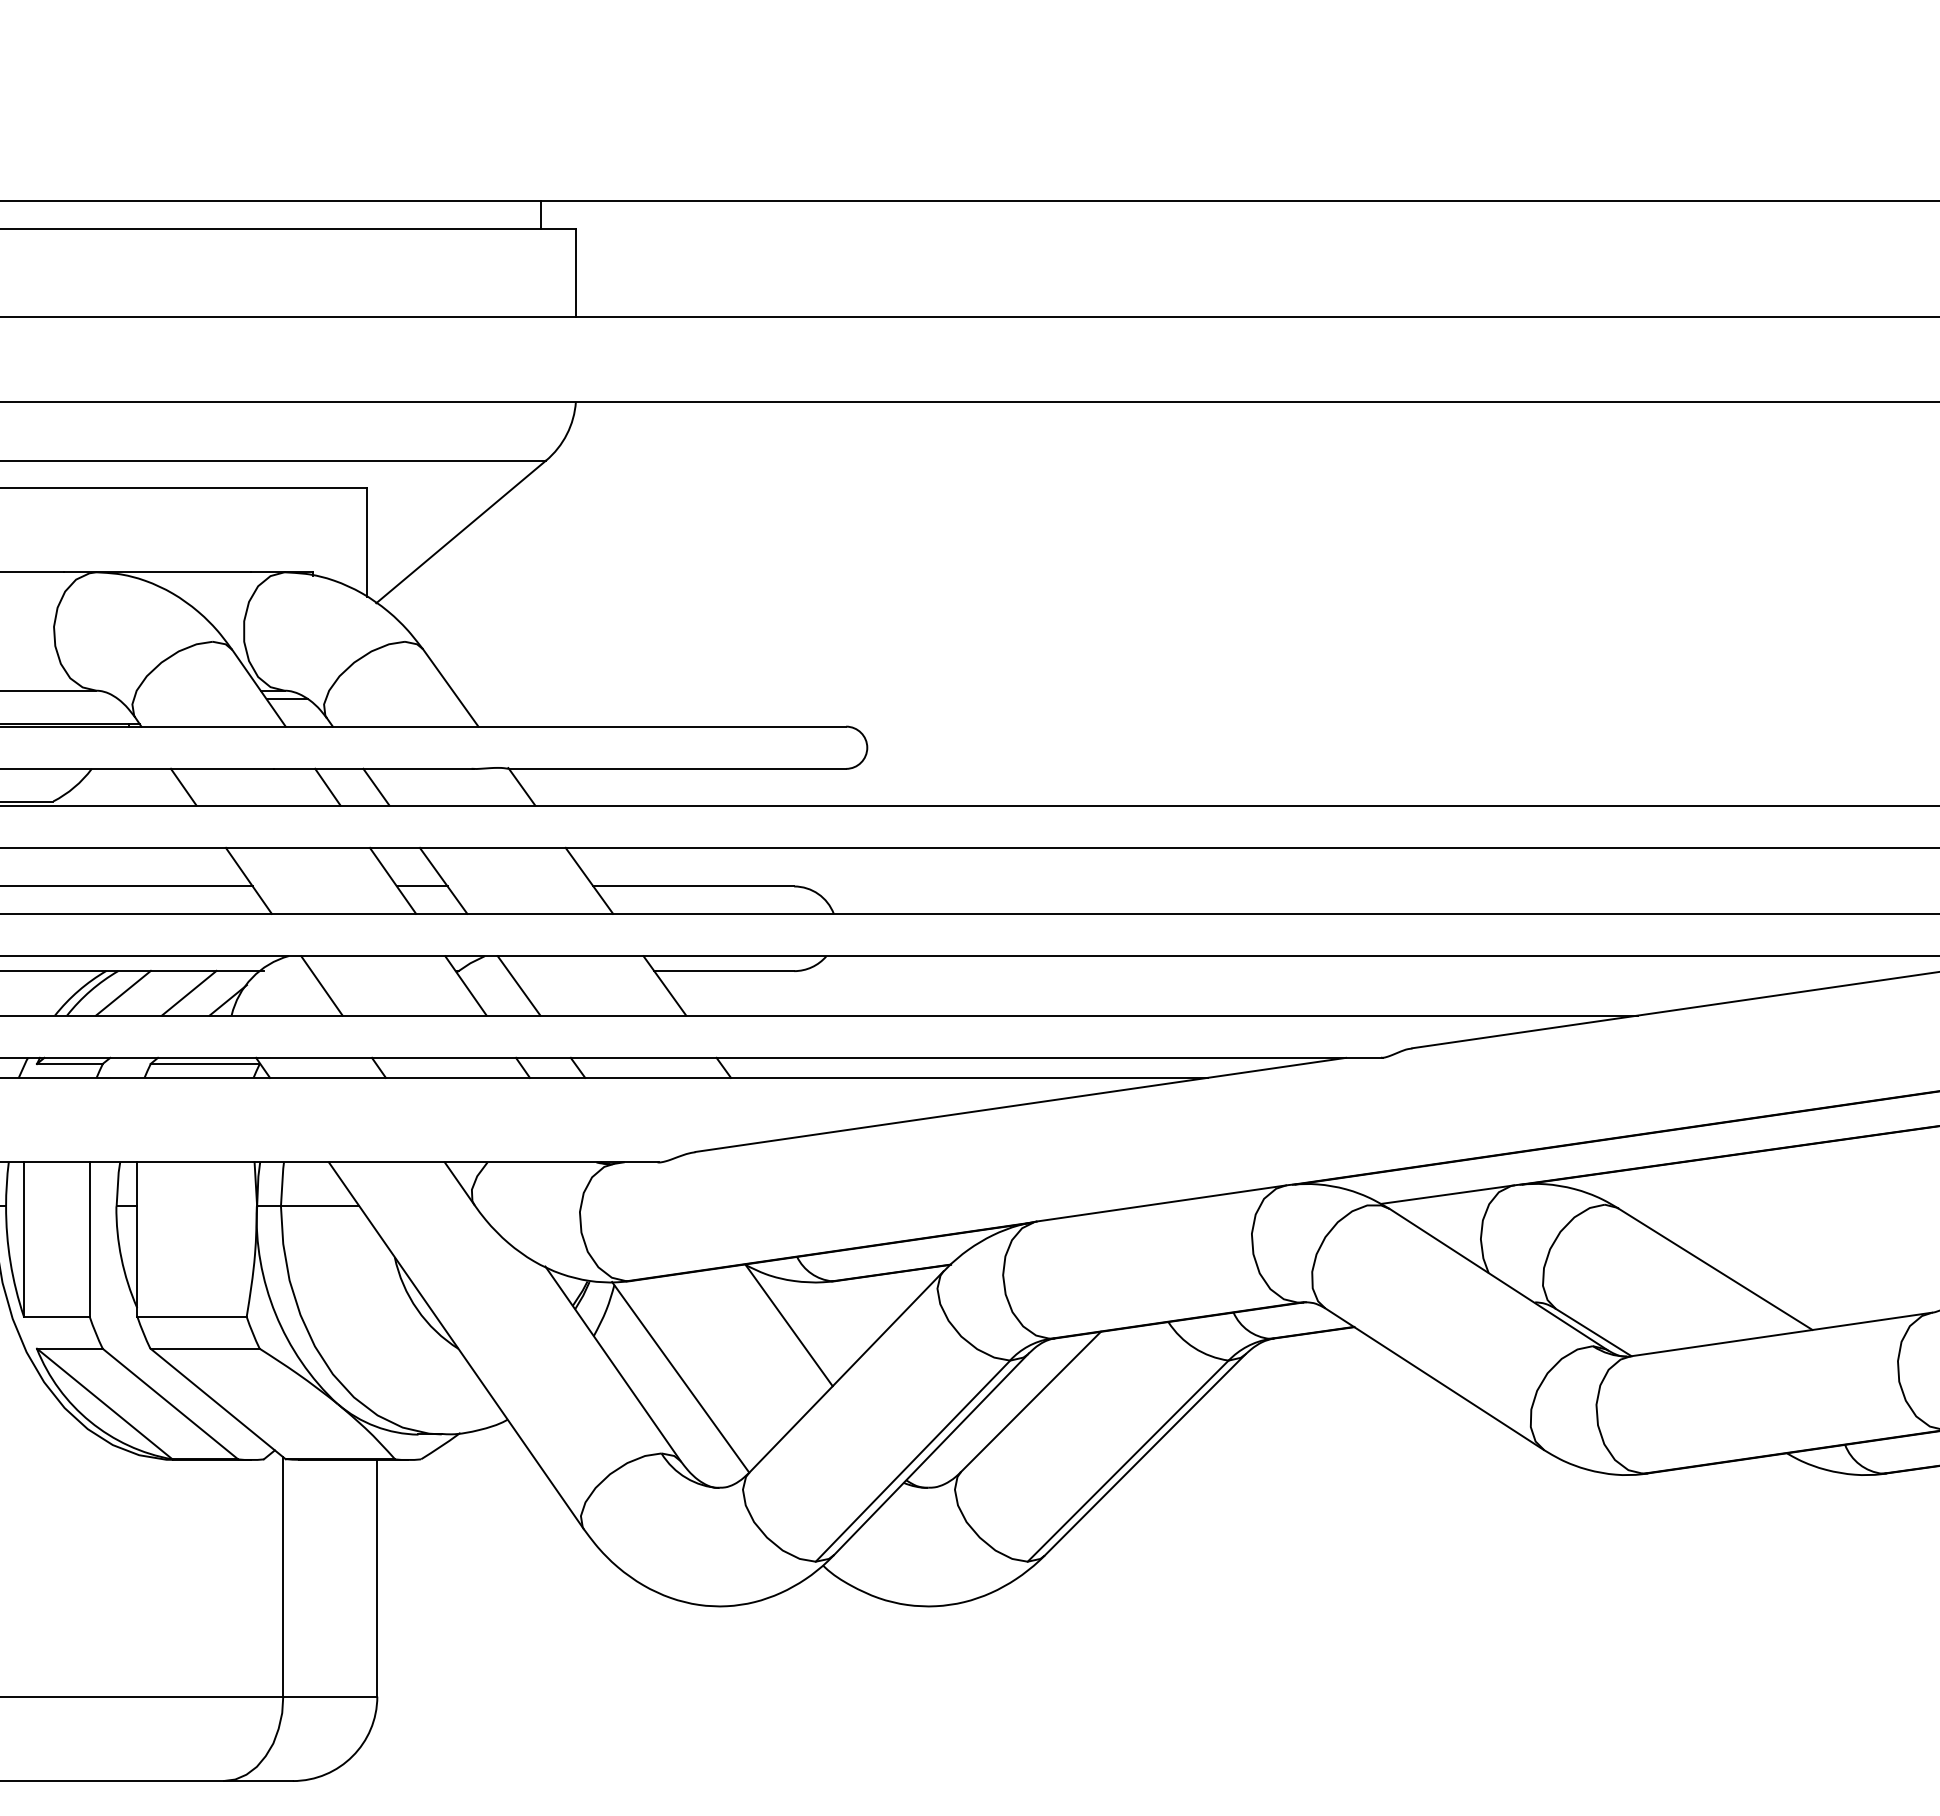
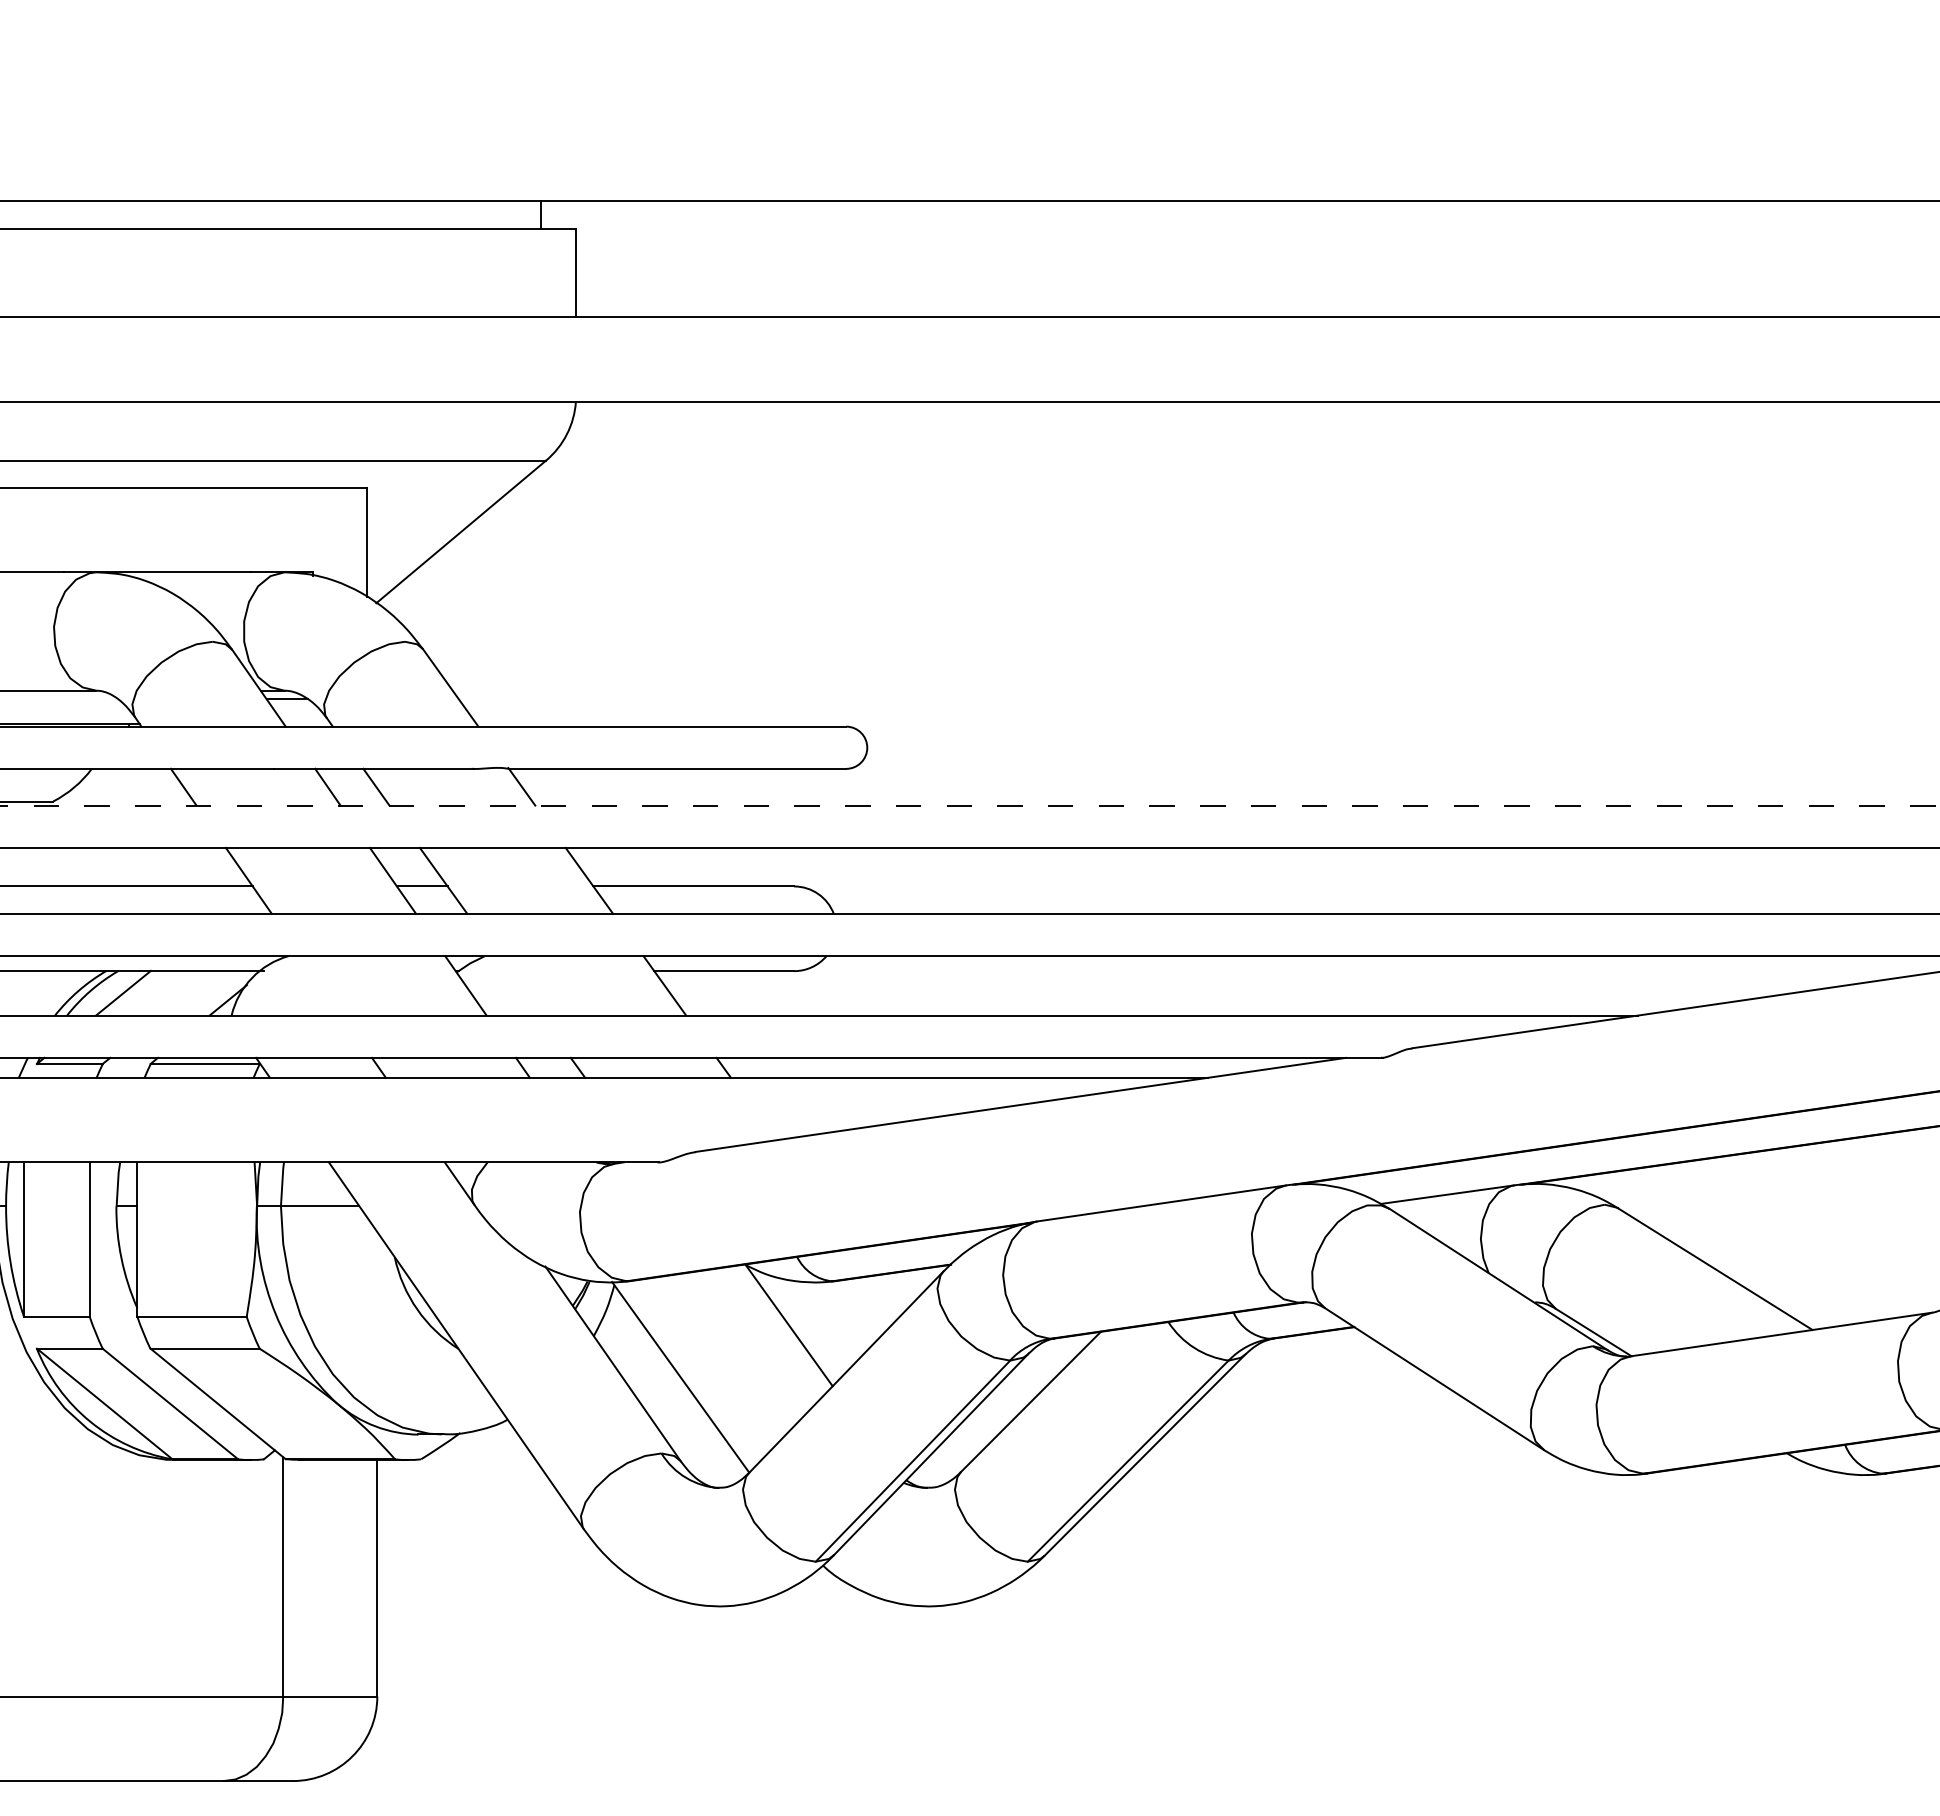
line: solid -> dashed (969, 805)
line: present -> none (321, 985)
line: present -> none (518, 985)
line: present -> none (189, 992)
